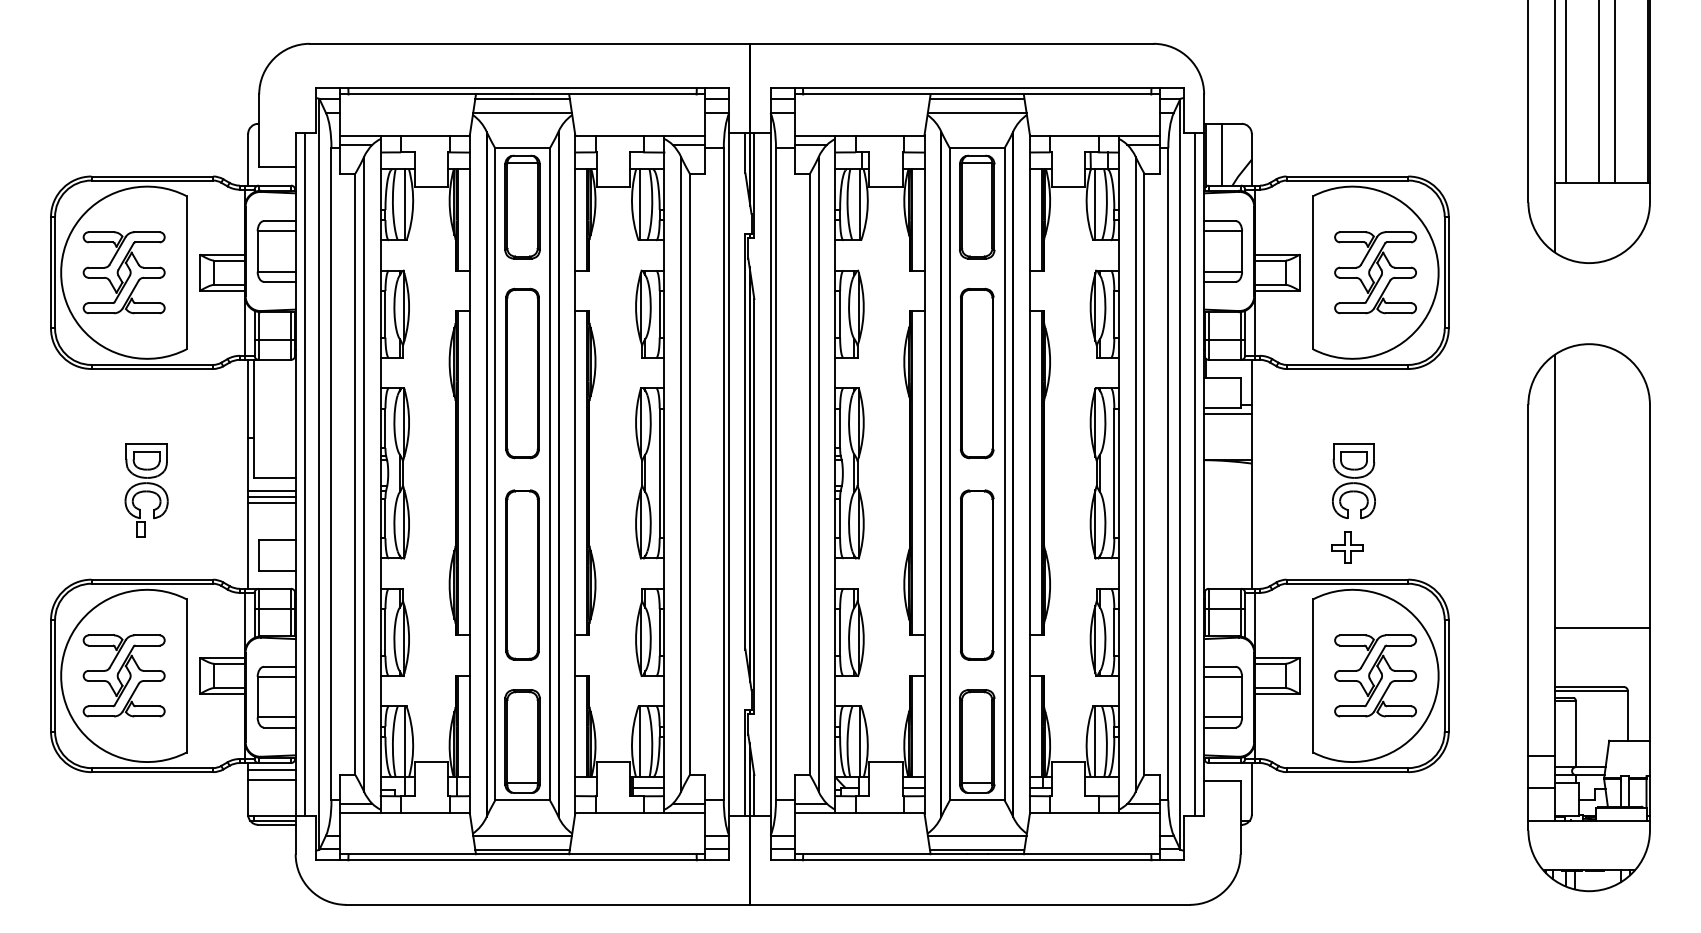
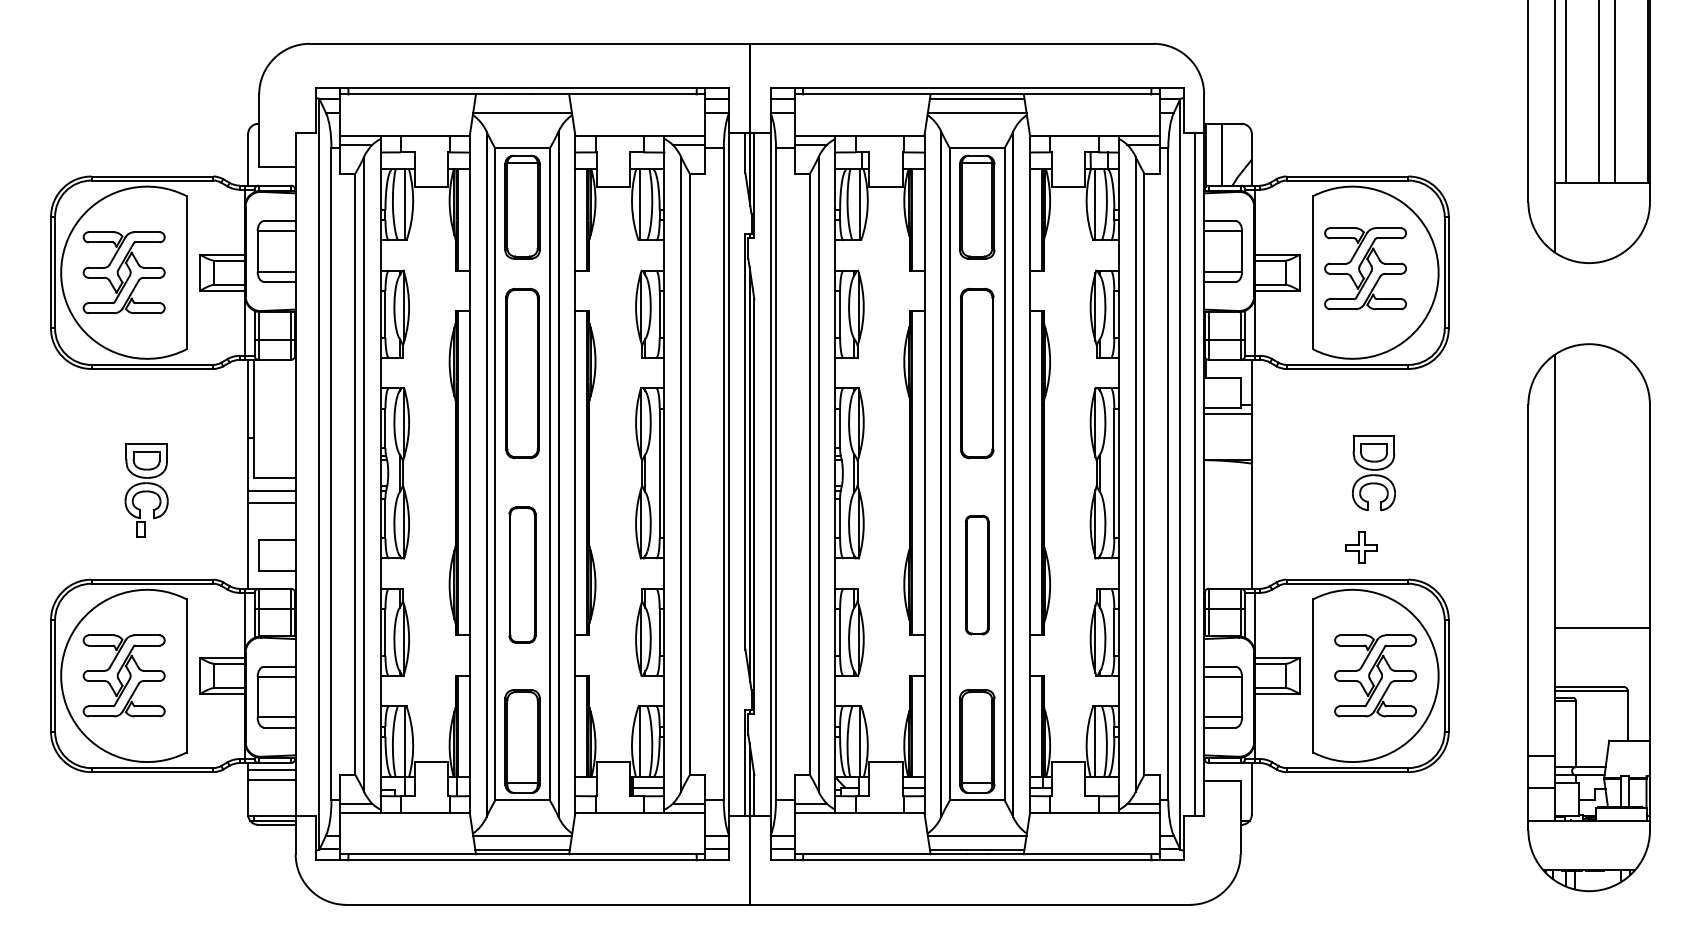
line: present -> none (522, 98)
part position: (1375, 272) -> (1365, 268) (1365, 268)
line: present -> none (304, 473)
part position: (1353, 481) -> (1373, 473) (1373, 473)
line: present -> none (271, 496)
part position: (1347, 547) -> (1361, 547) (1361, 547)
part size: 35x172 px -> 29x138 px (522, 574)
part size: 35x172 px -> 26x122 px (976, 574)
